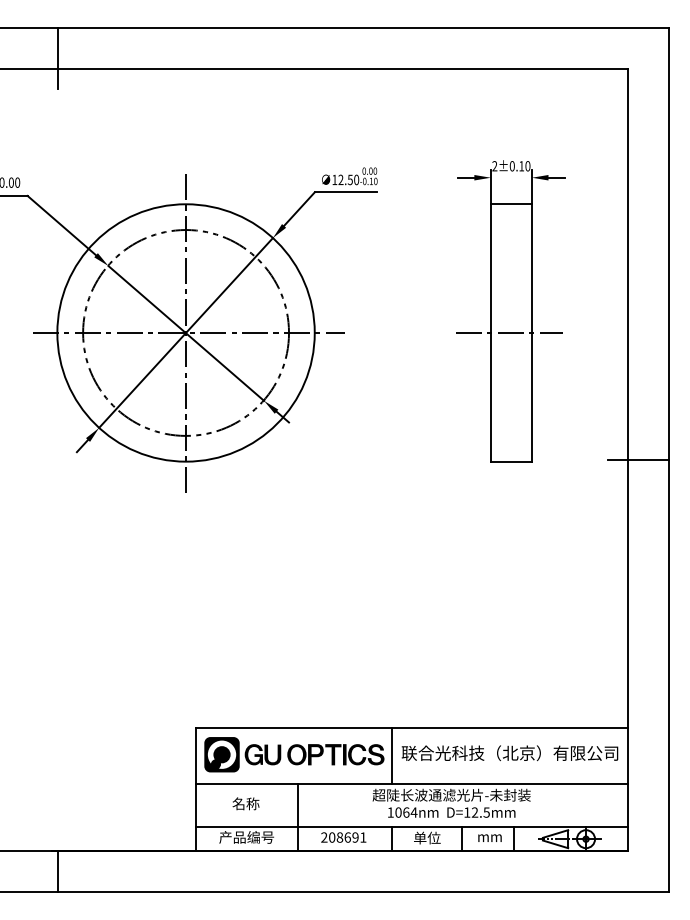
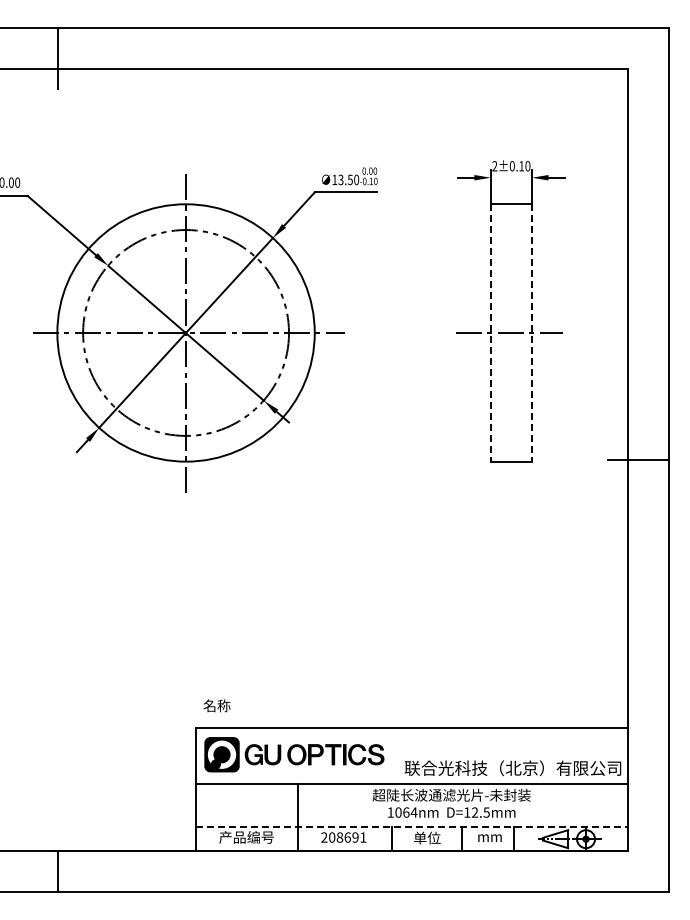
text: 12.50 -> 13.50 (340, 180)
line: solid -> dashed (490, 332)
line: solid -> dashed (532, 332)
text position: (509, 753) -> (512, 768) (512, 768)
line: present -> none (391, 755)
text position: (245, 803) -> (216, 705) (216, 705)
line: solid -> dashed (412, 827)
